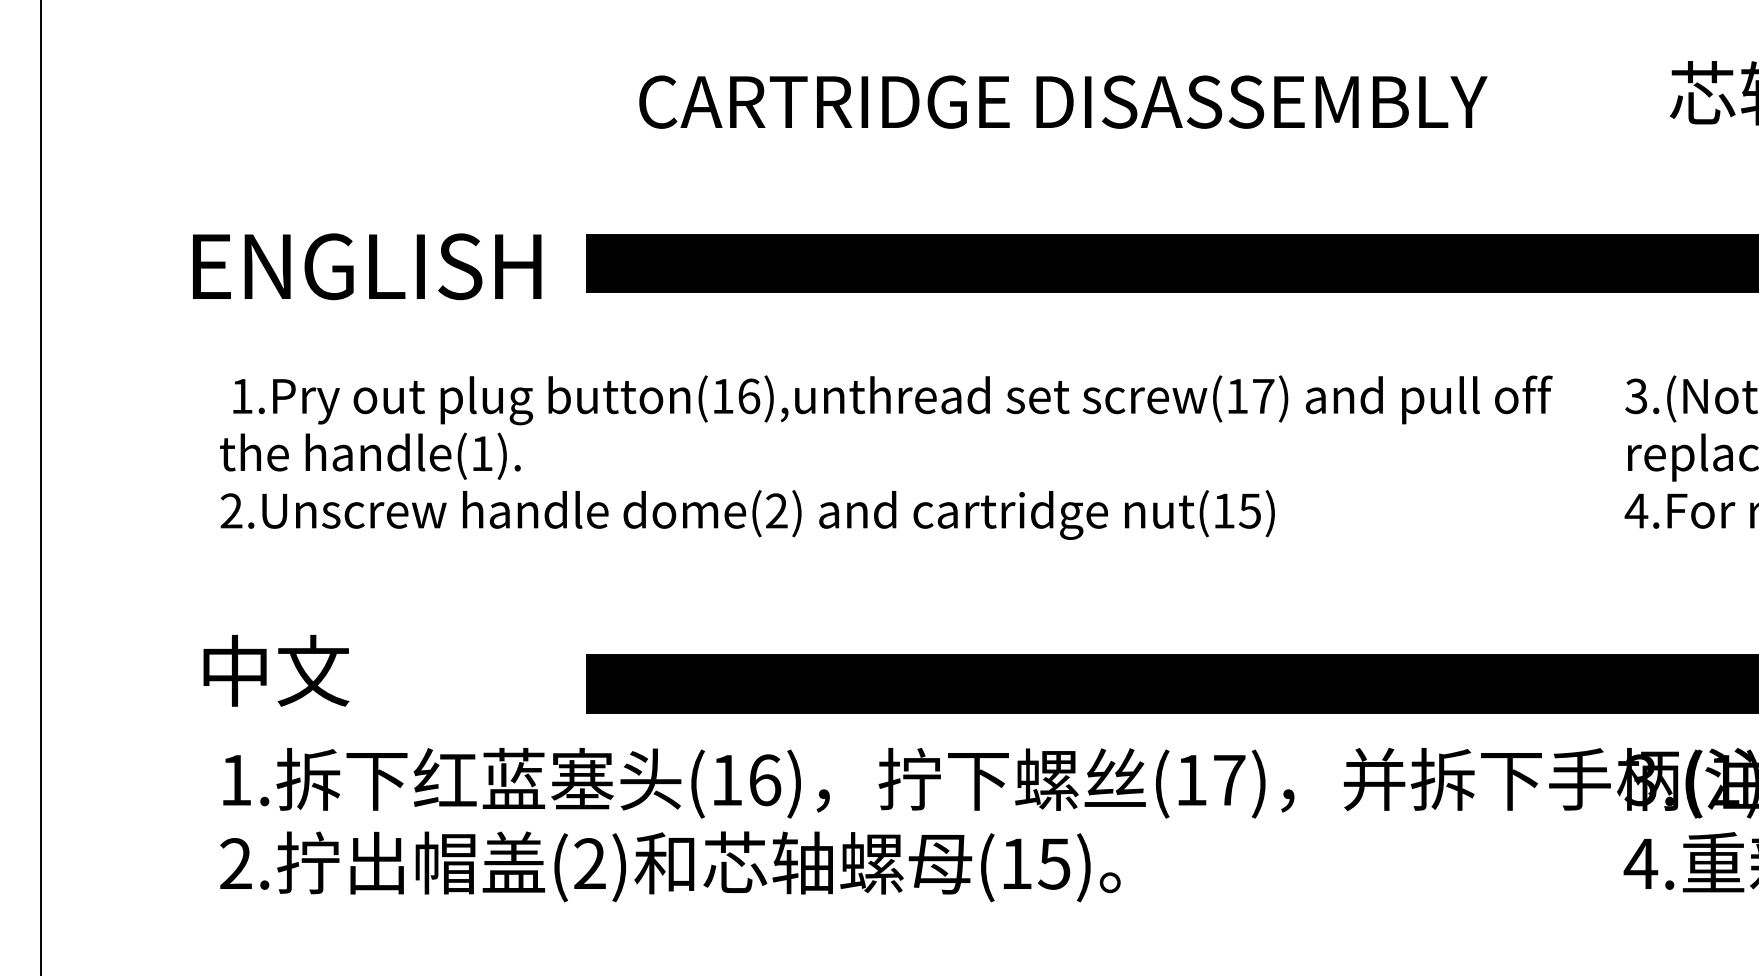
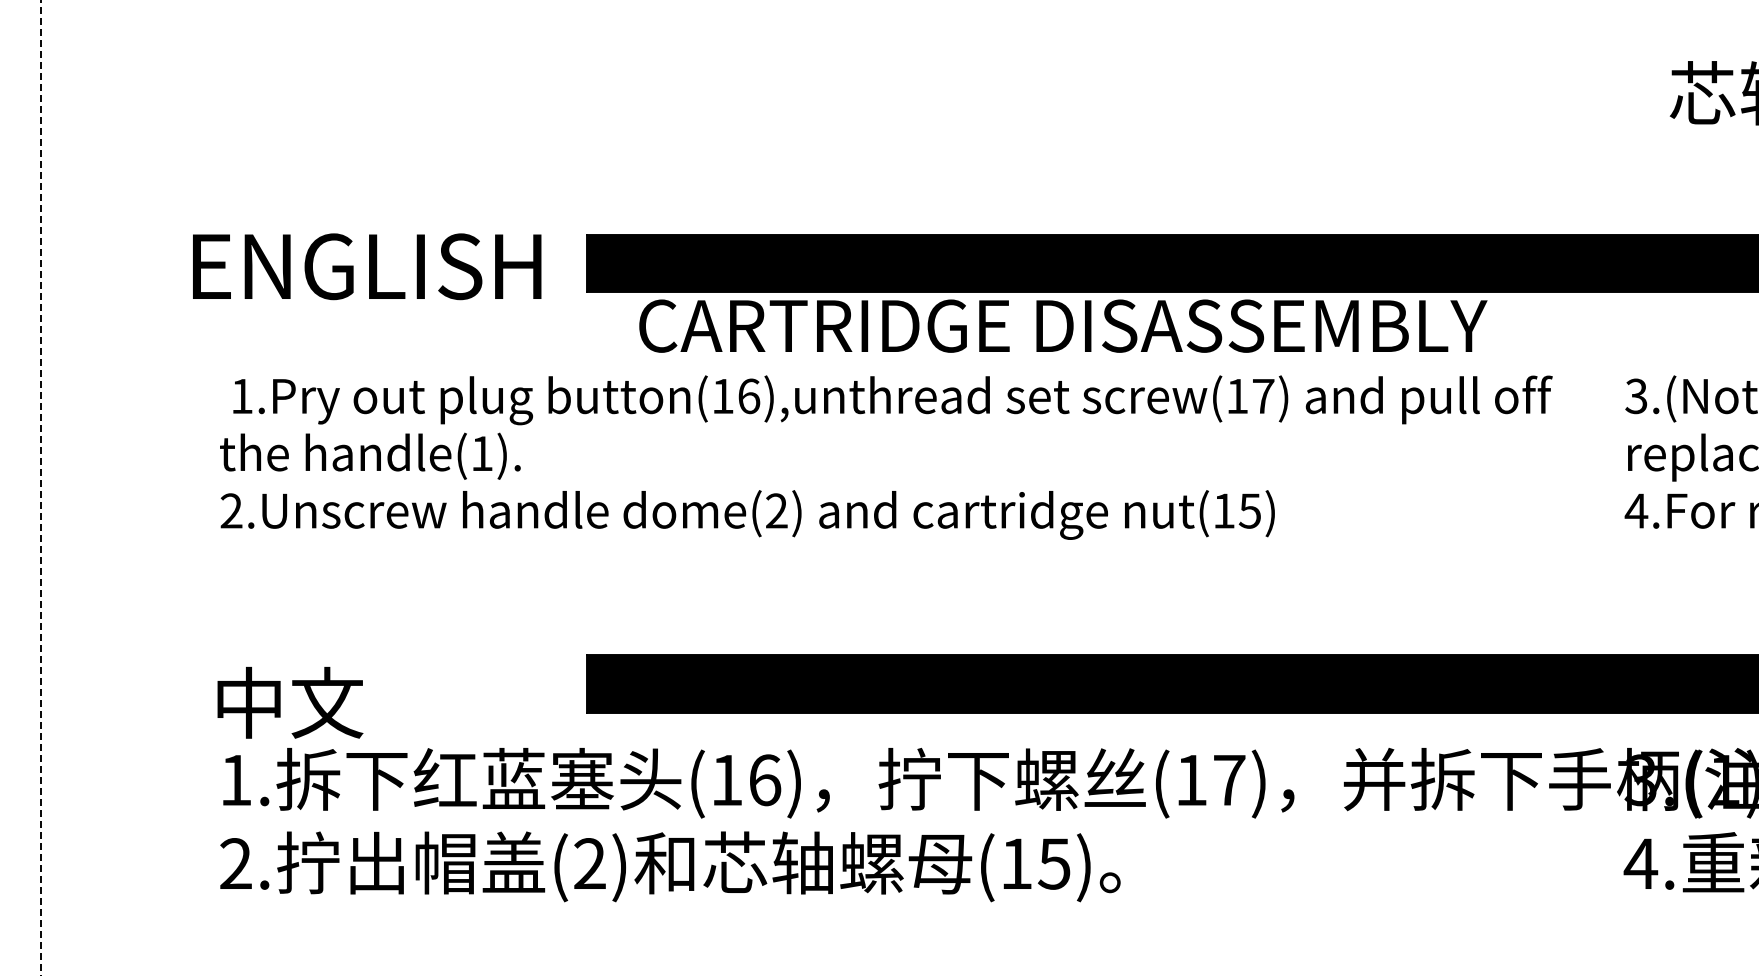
text position: (1063, 101) -> (1063, 325) (1063, 325)
line: solid -> dashed (41, 488)
text position: (276, 670) -> (290, 702) (290, 702)
